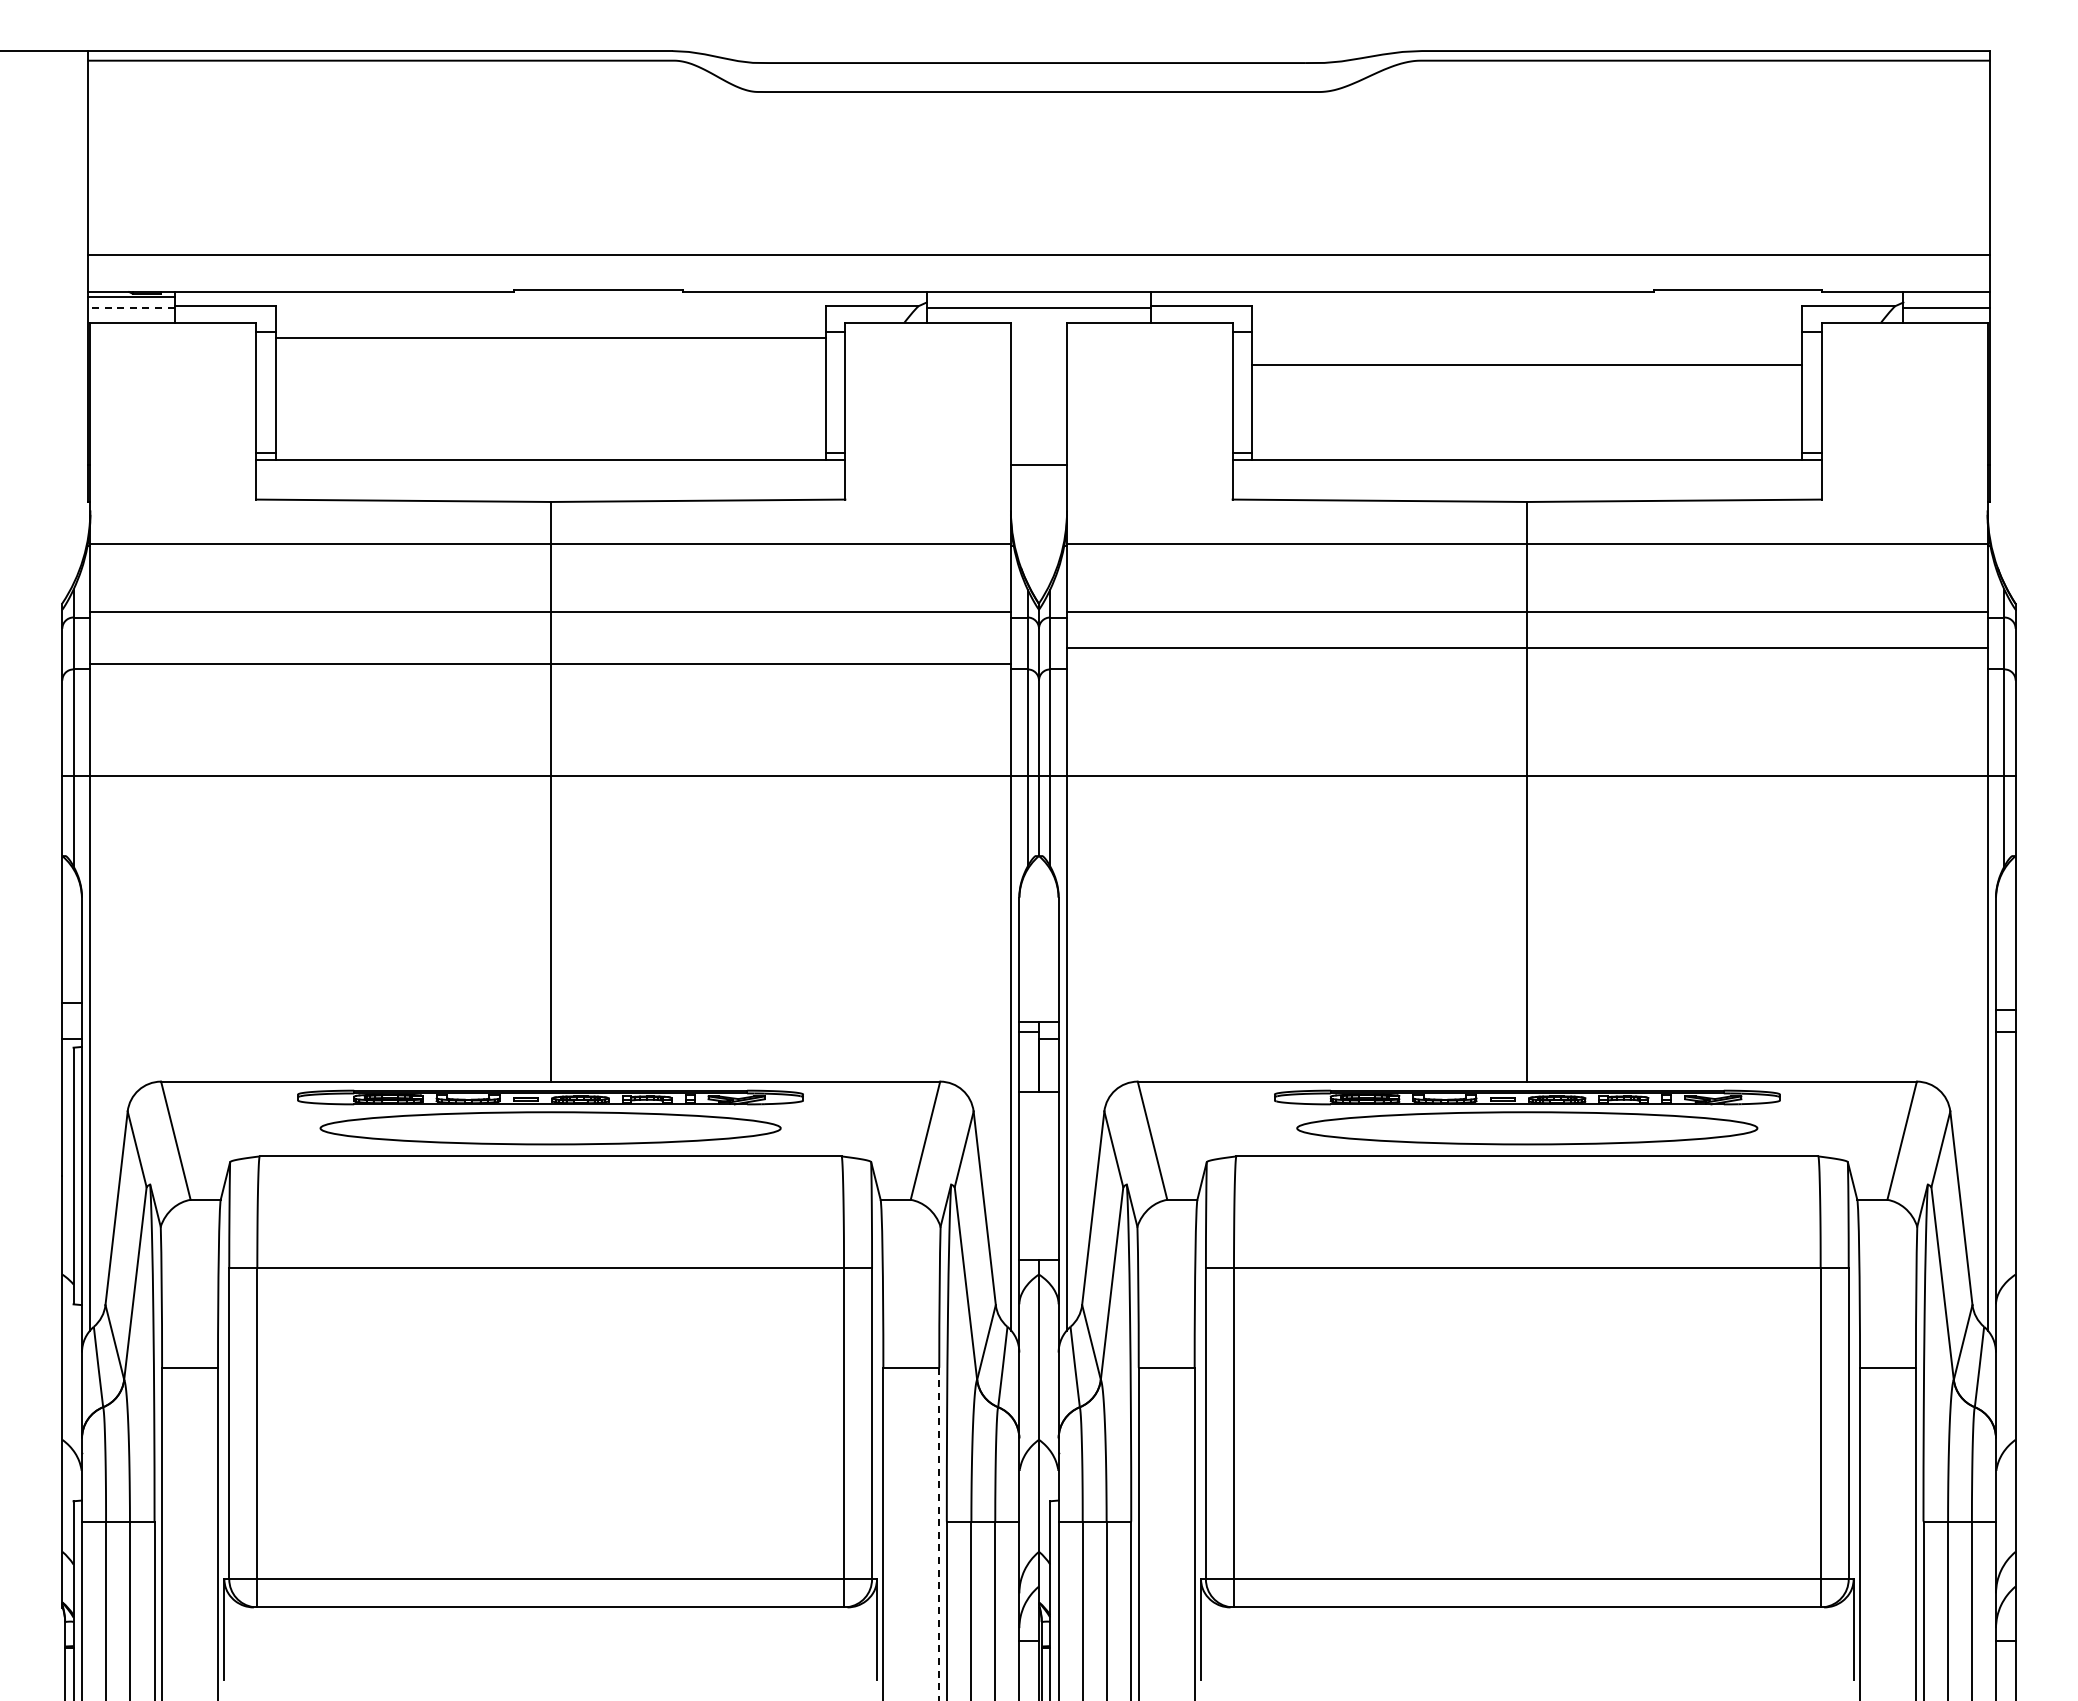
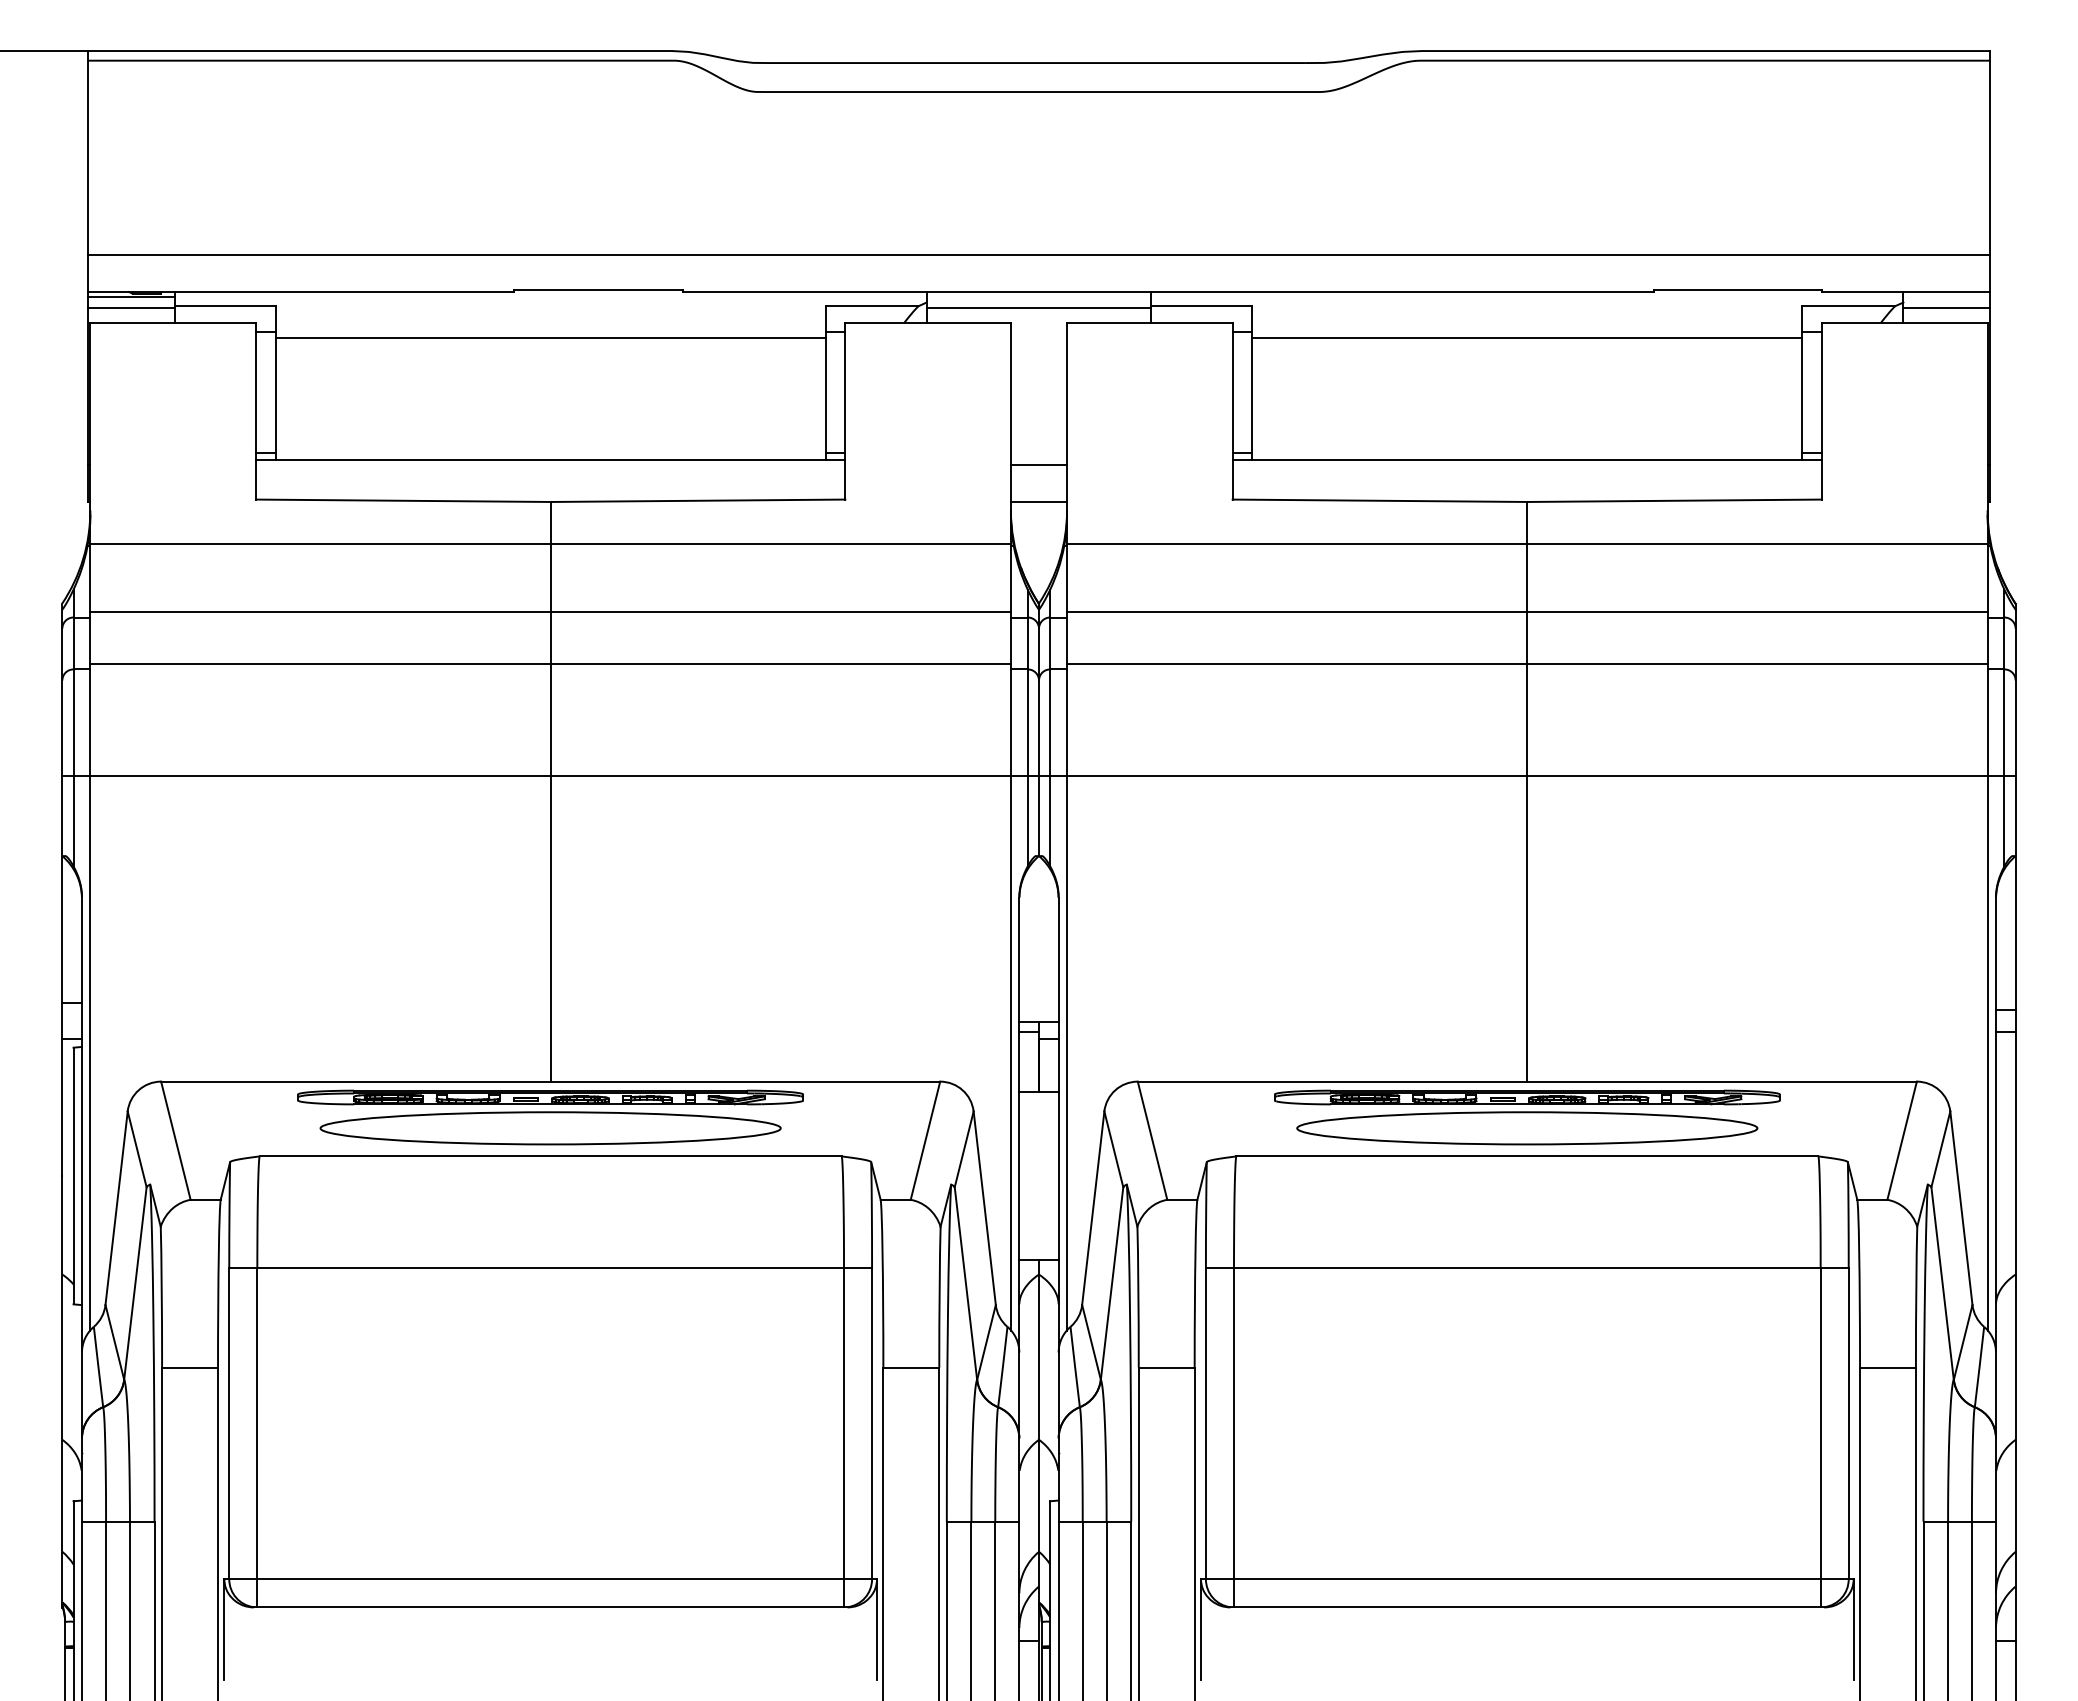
line: dashed -> solid (131, 308)
line position: (1527, 365) -> (1527, 338) (1527, 338)
line: none -> present (1038, 502)
line position: (1527, 647) -> (1527, 663) (1527, 663)
line: dashed -> solid (939, 1534)
